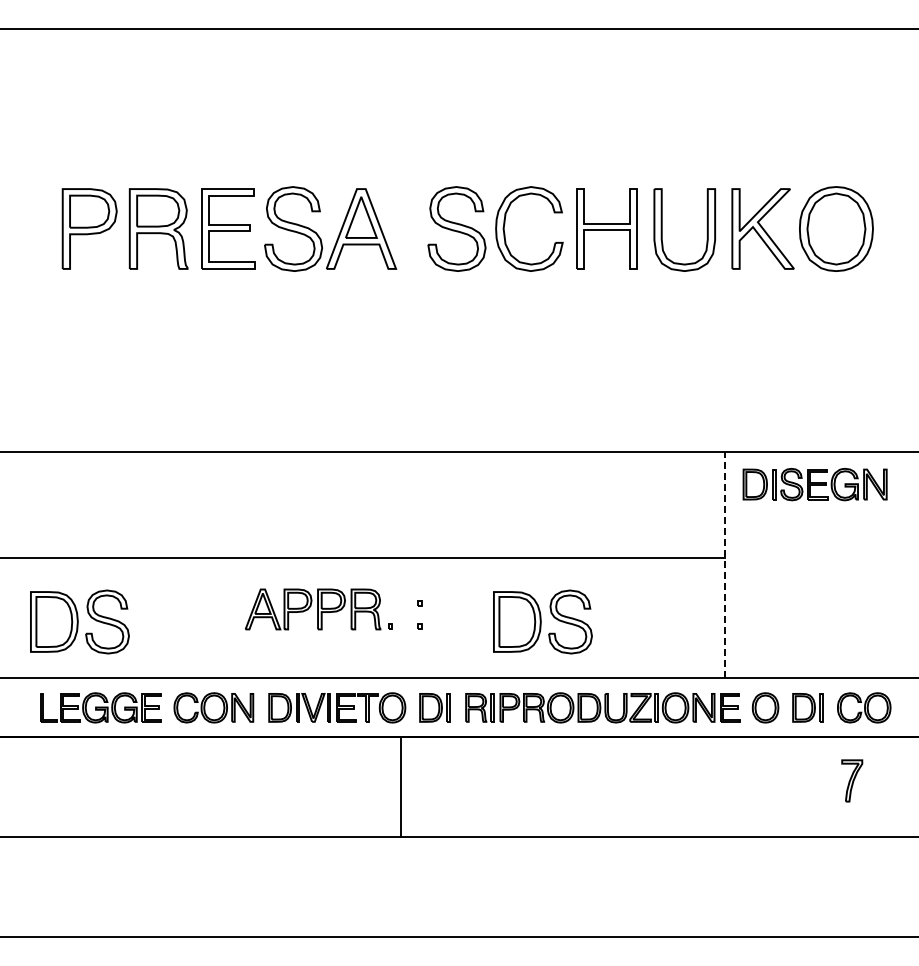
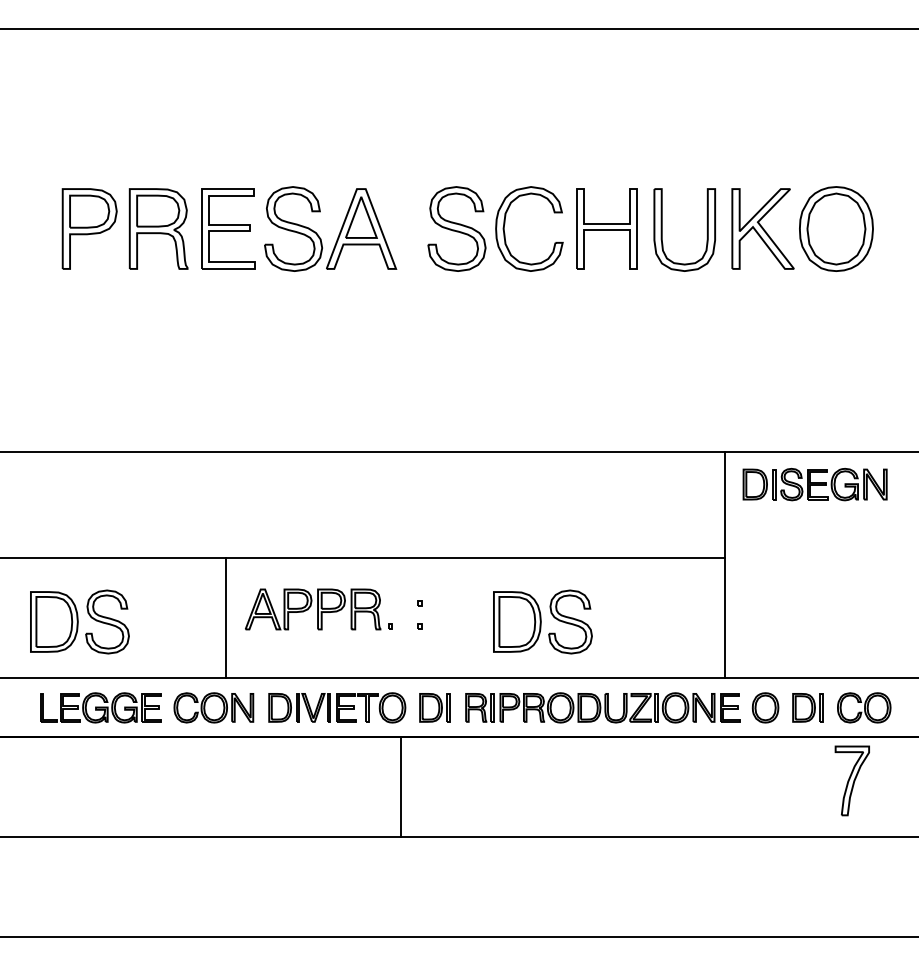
line: dashed -> solid (724, 564)
line: none -> present (225, 617)
part size: 23x44 px -> 36x72 px (851, 780)
